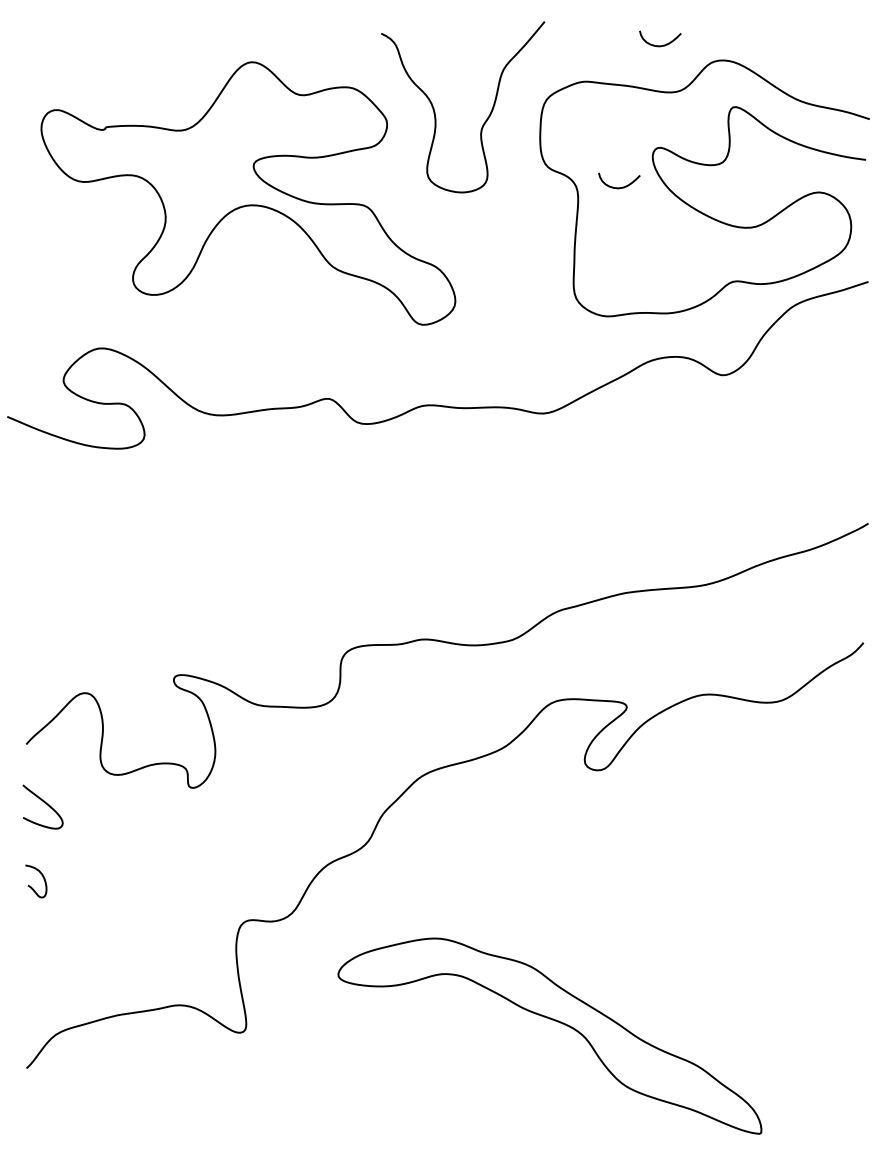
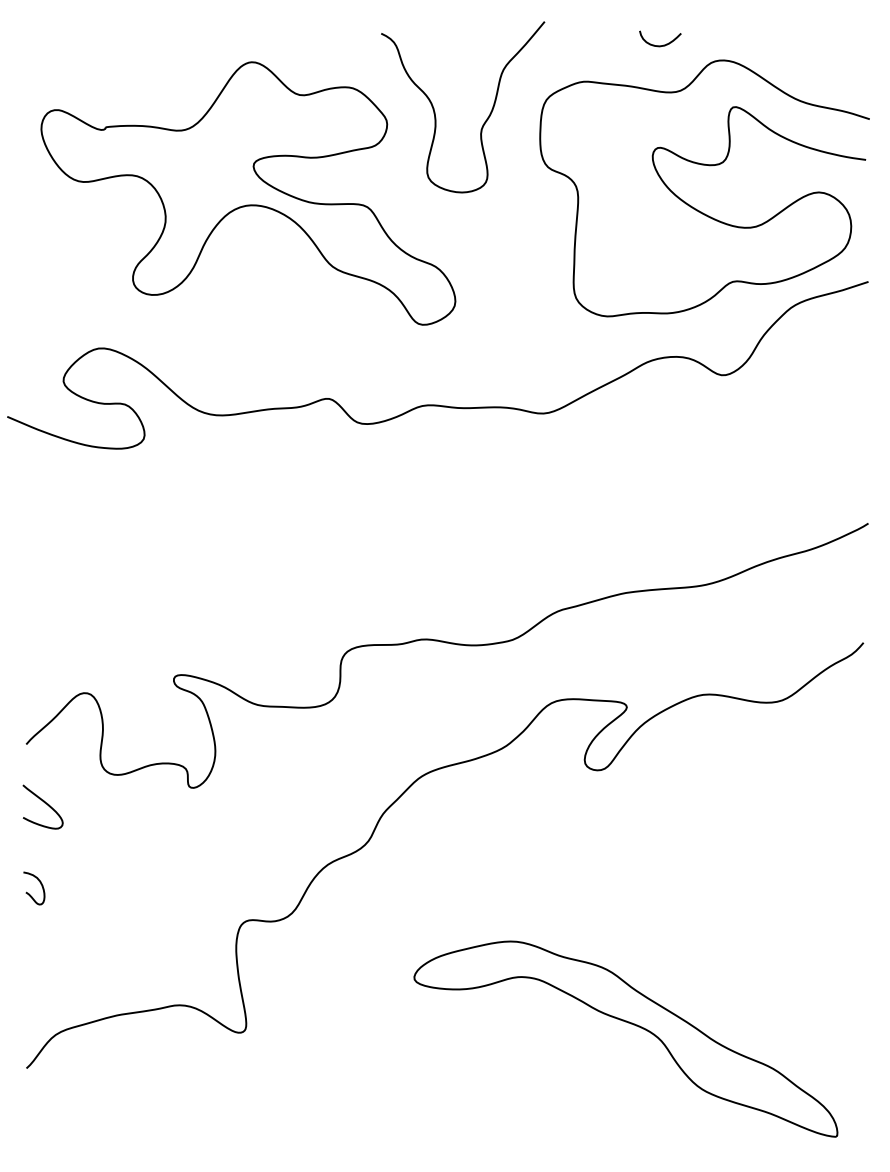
curve: present -> none (622, 186)
curve position: (31, 886) -> (29, 893) (29, 893)
part position: (555, 1021) -> (631, 1024) (631, 1024)
